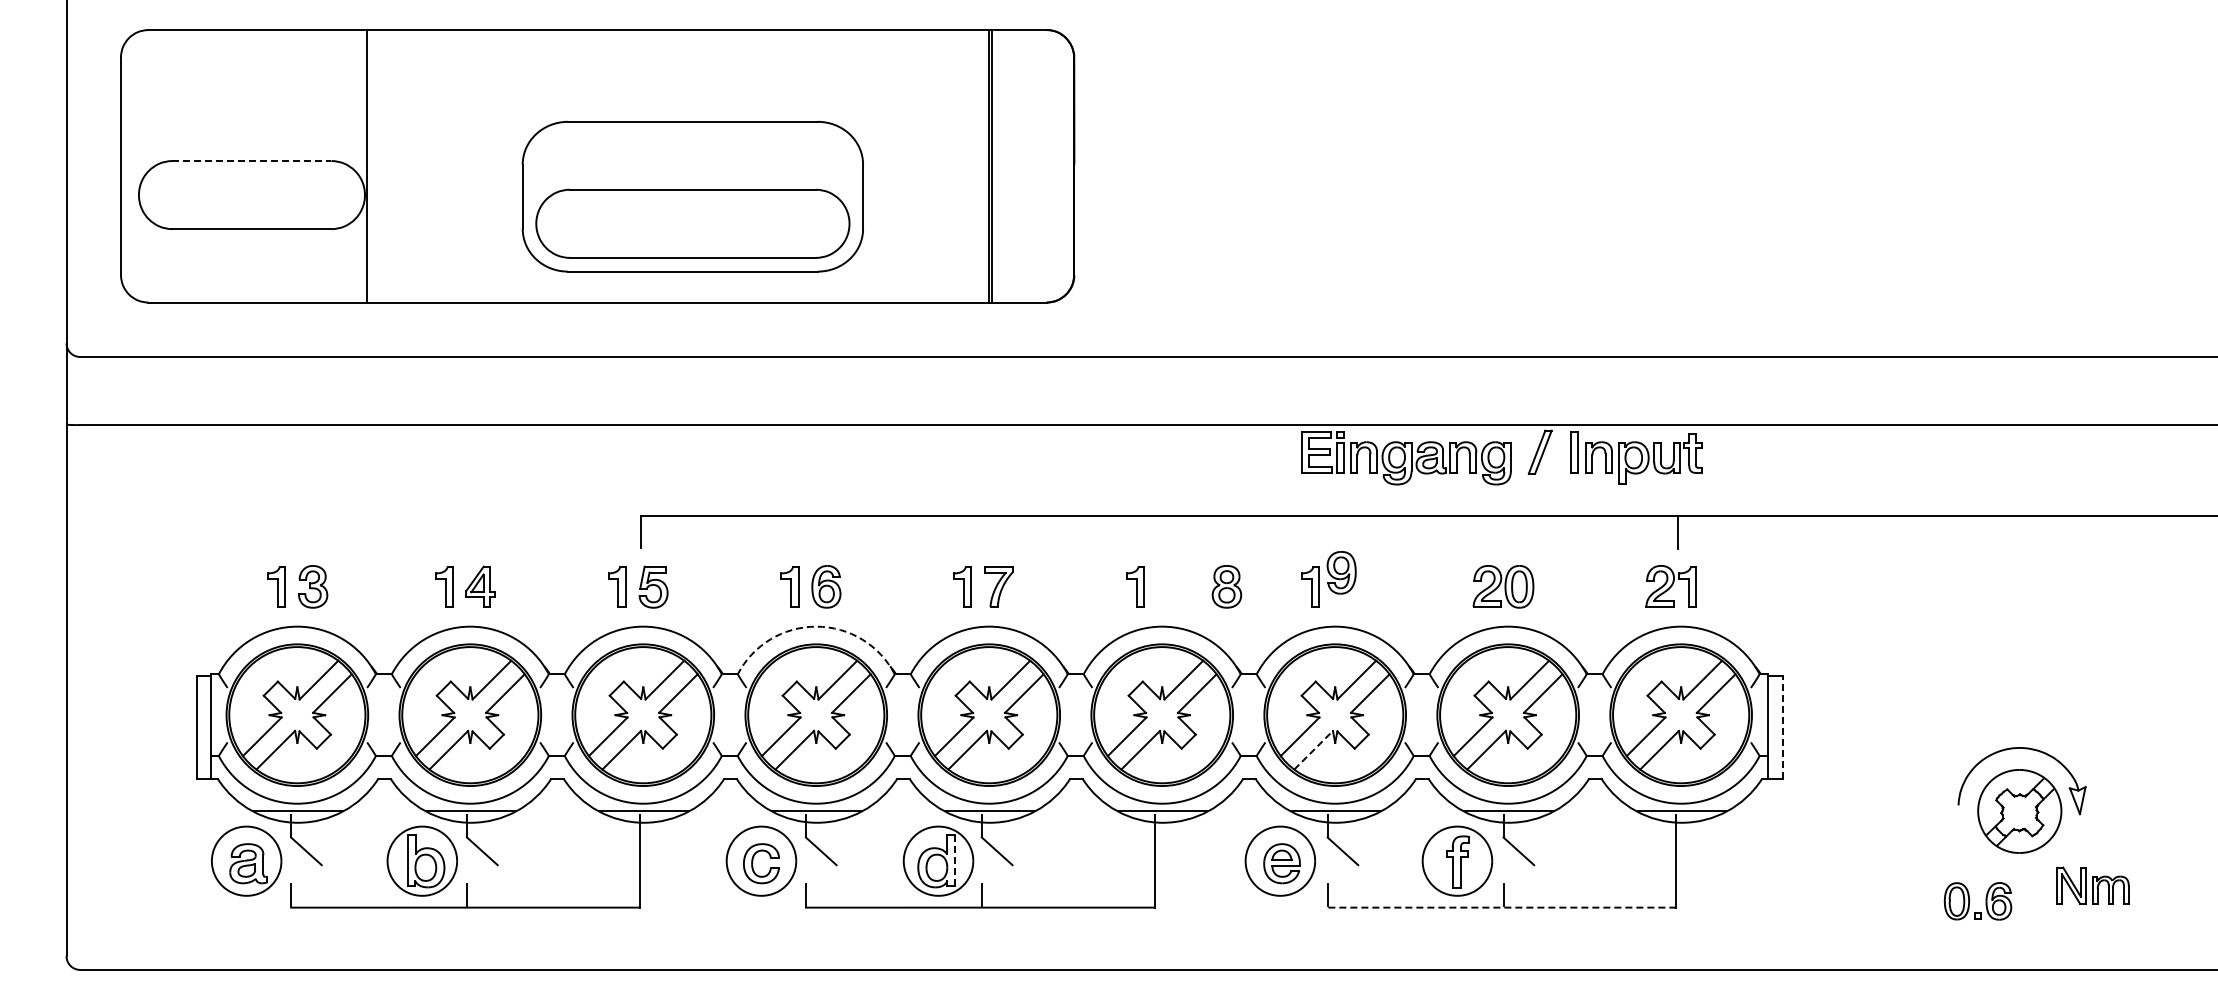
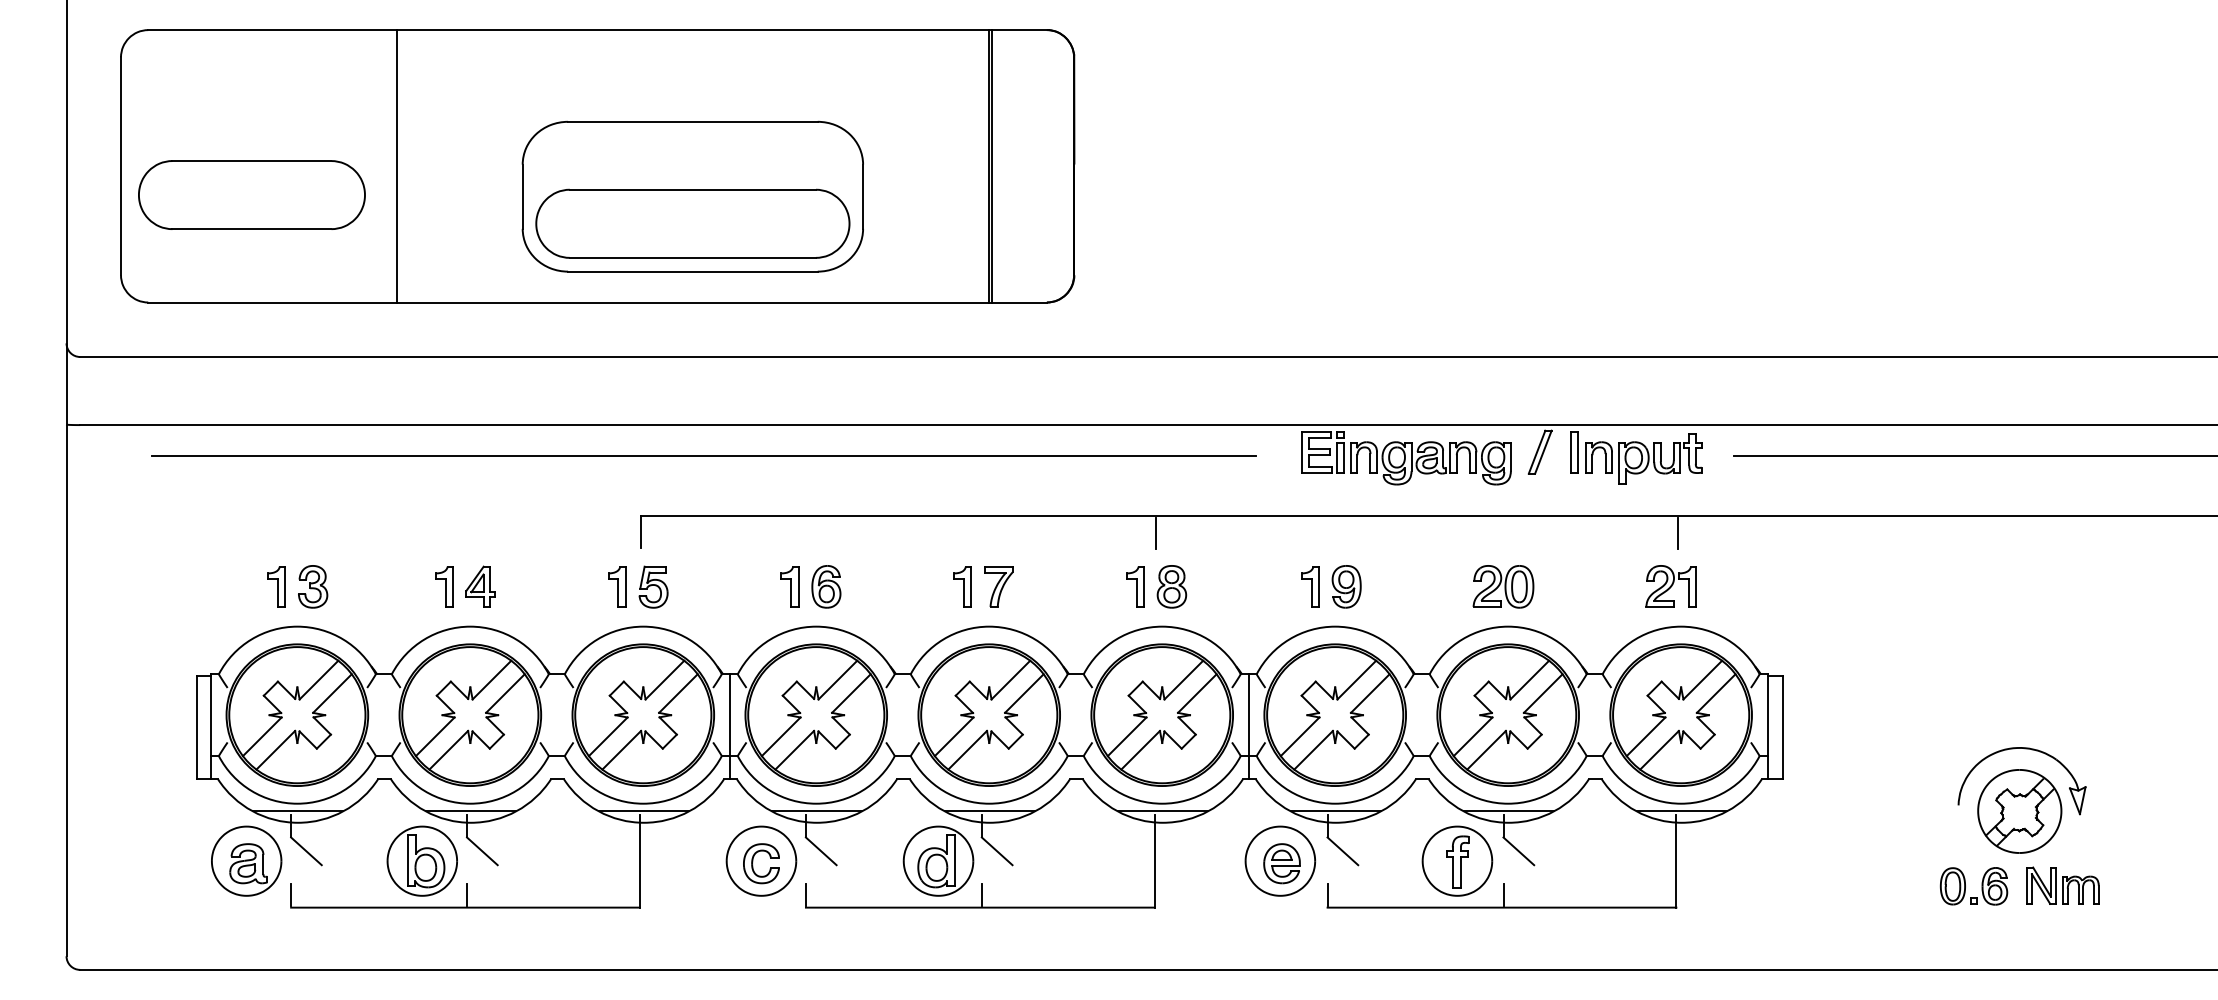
line: dashed -> solid (252, 161)
line position: (366, 166) -> (396, 166) (396, 166)
line: none -> present (703, 456)
line: none -> present (1974, 456)
line: none -> present (1156, 533)
part position: (1341, 572) -> (1346, 586) (1346, 586)
part position: (1226, 586) -> (1171, 586) (1171, 586)
arc: dashed -> solid (816, 626)
line: none -> present (729, 726)
line: none -> present (1248, 726)
line: dashed -> solid (1783, 727)
line: dashed -> solid (1313, 749)
line: dashed -> solid (955, 860)
part position: (2092, 885) -> (2062, 885) (2062, 885)
part position: (1969, 901) -> (1965, 886) (1965, 886)
line: dashed -> solid (1501, 907)
